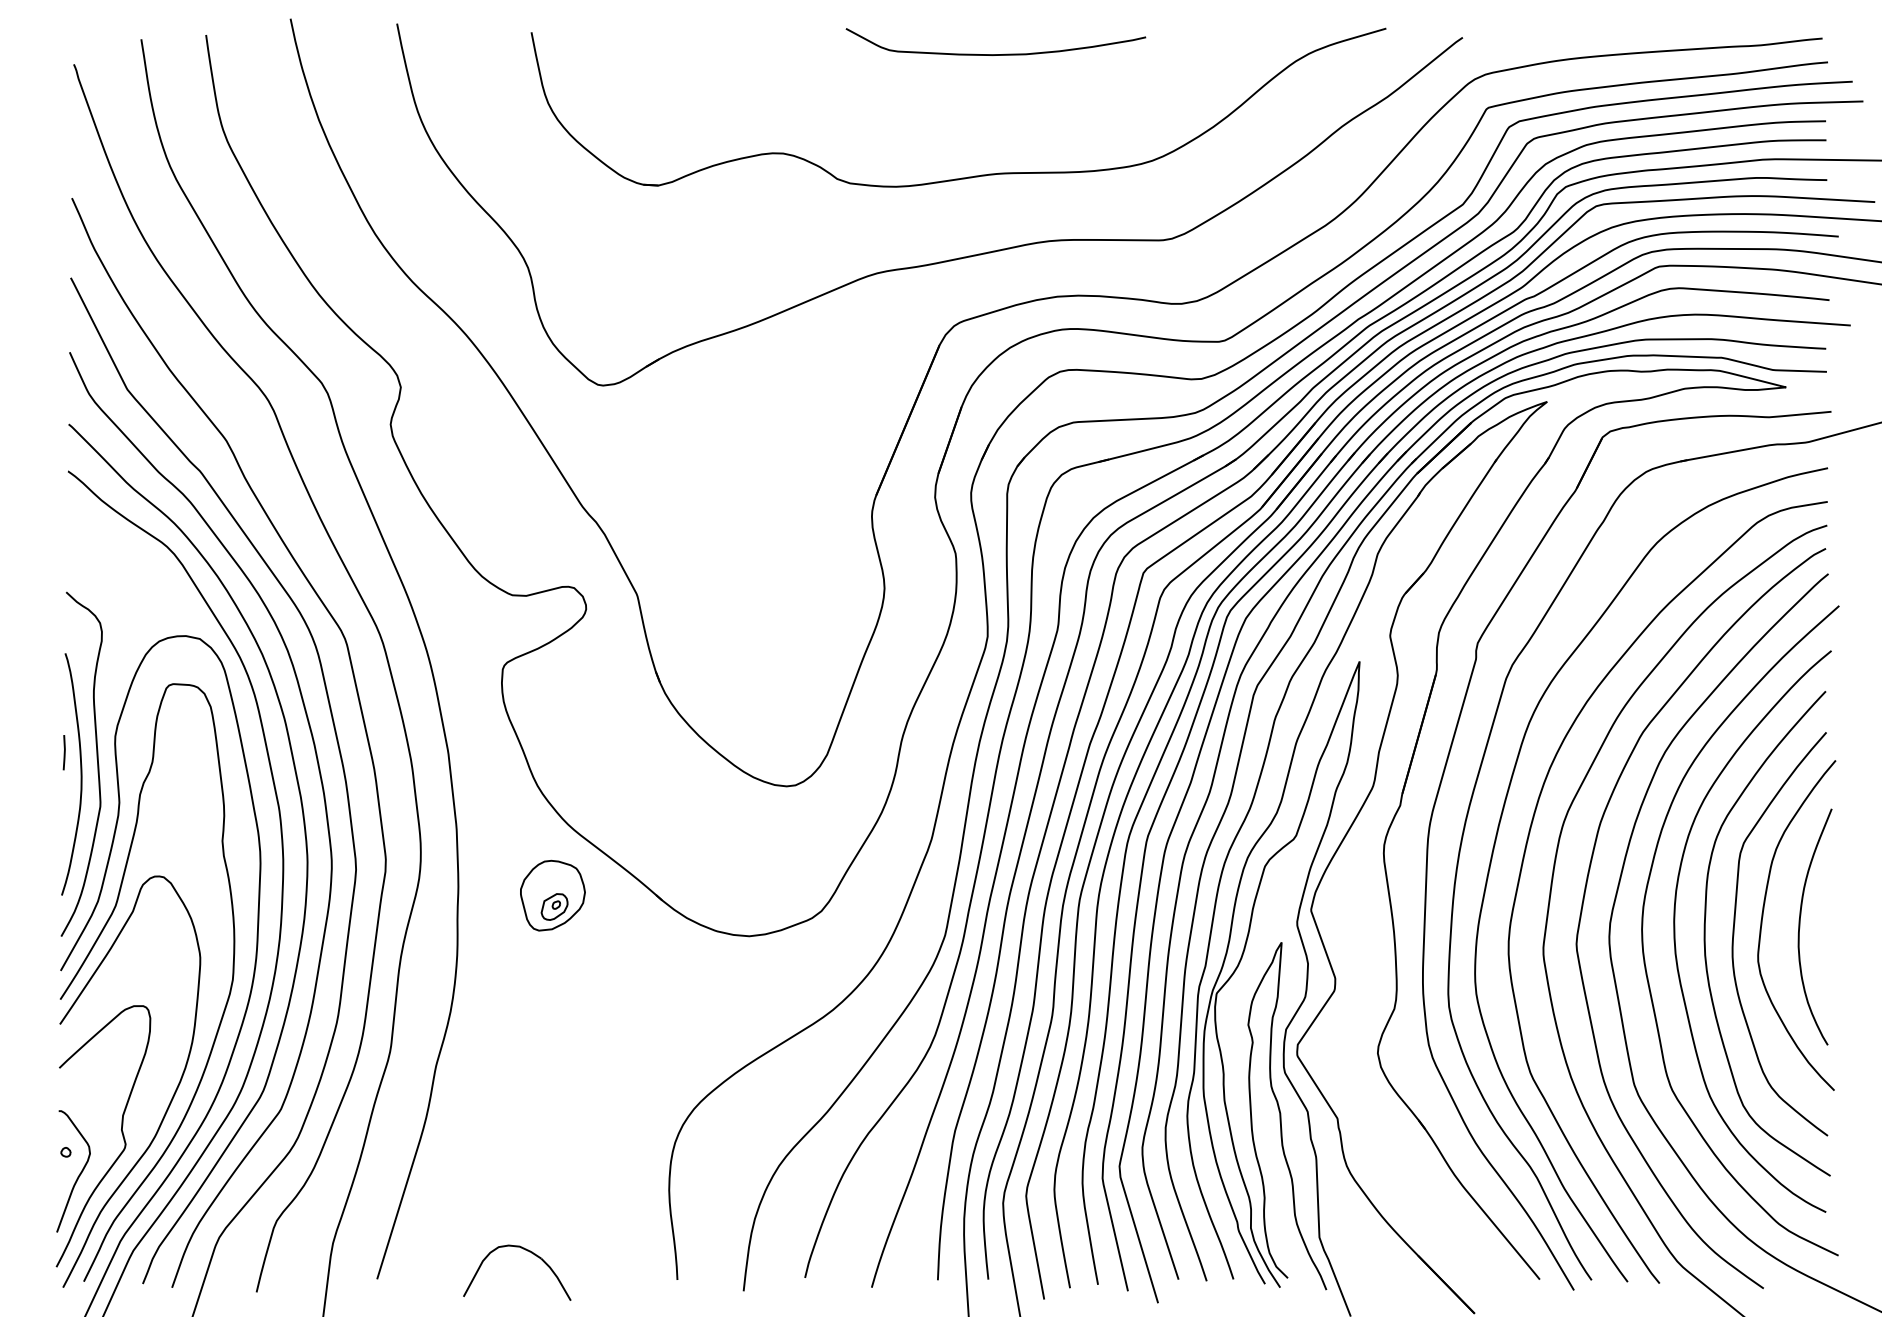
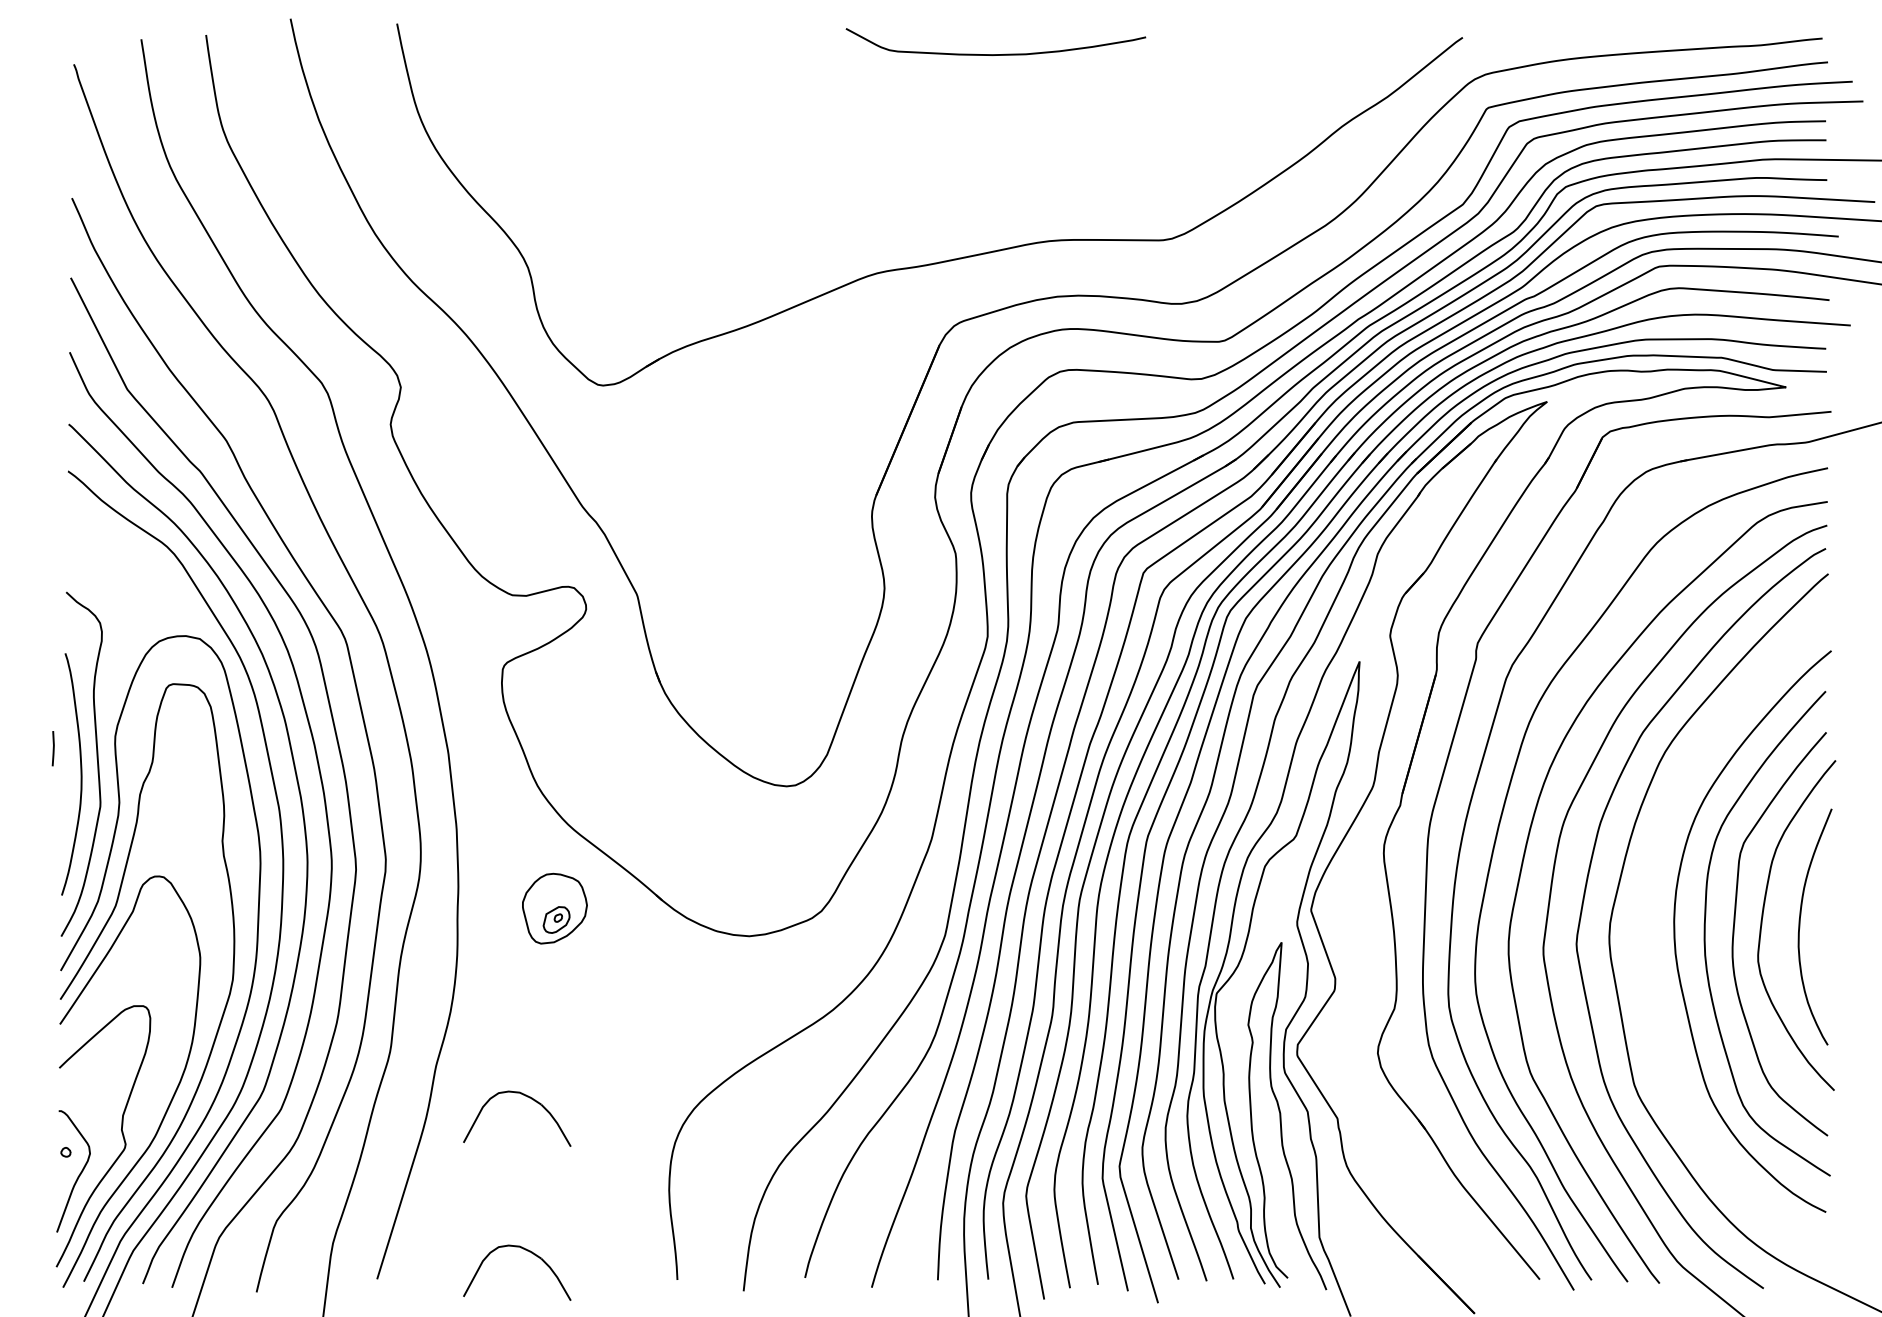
part: present -> none (968, 176)
line position: (63, 752) -> (52, 748) (52, 748)
part position: (552, 895) -> (554, 908) (554, 908)
curve: present -> none (1643, 933)
part: none -> present (527, 1097)
